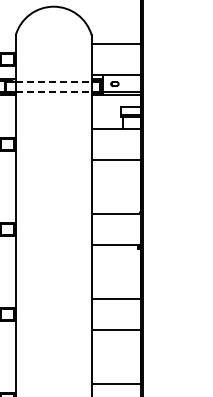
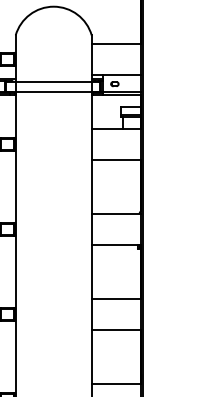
line: dashed -> solid (53, 81)
line: dashed -> solid (53, 91)
